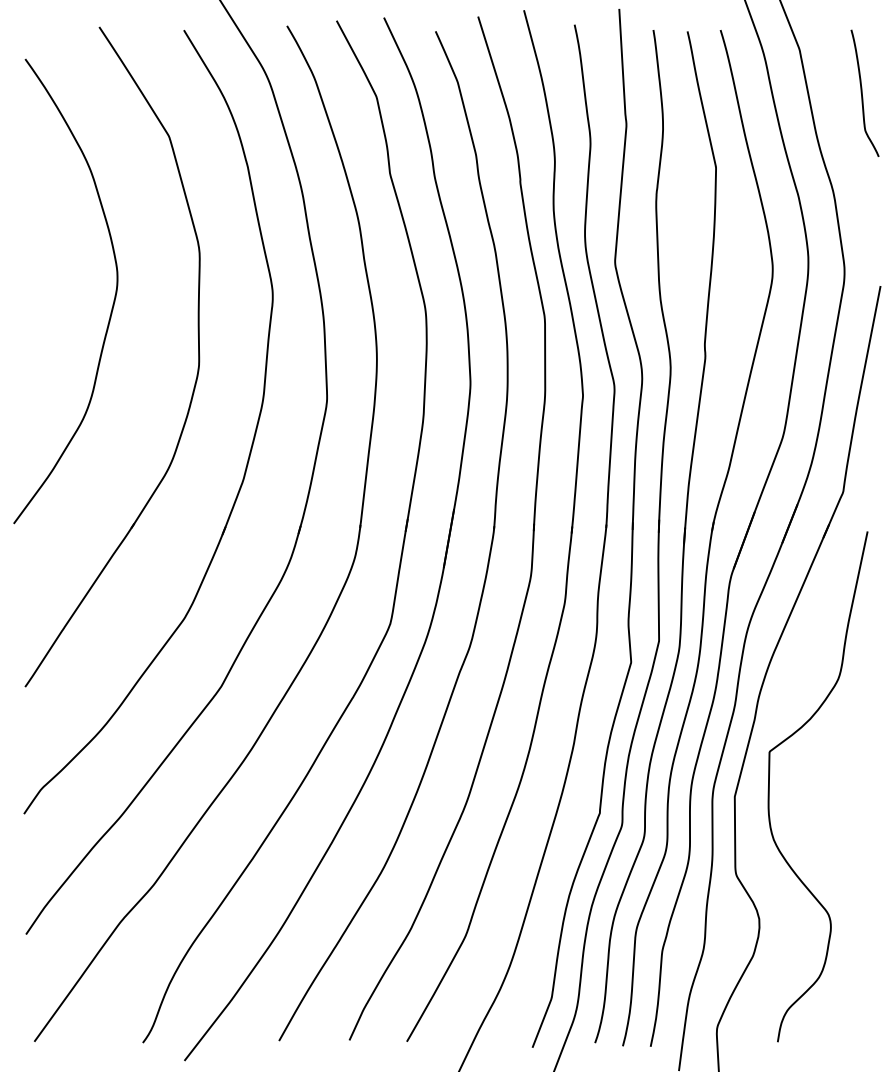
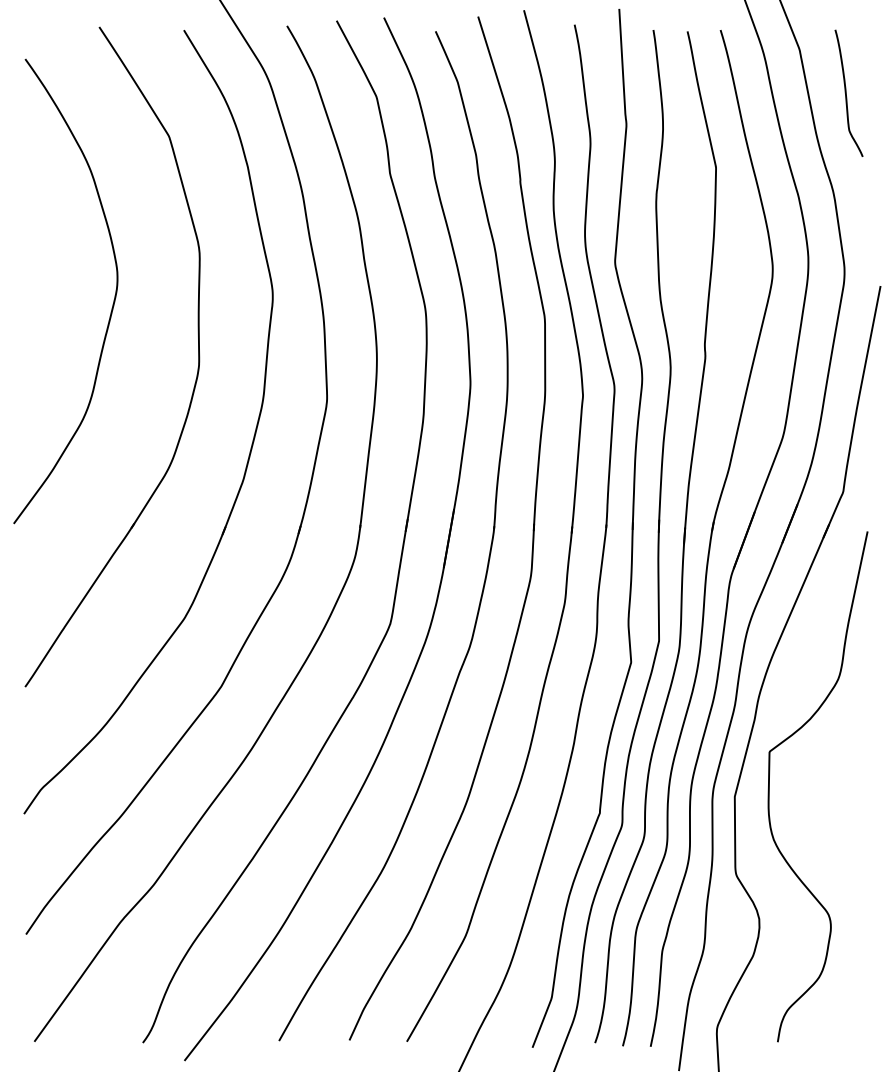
curve position: (862, 92) -> (846, 92) (846, 92)
